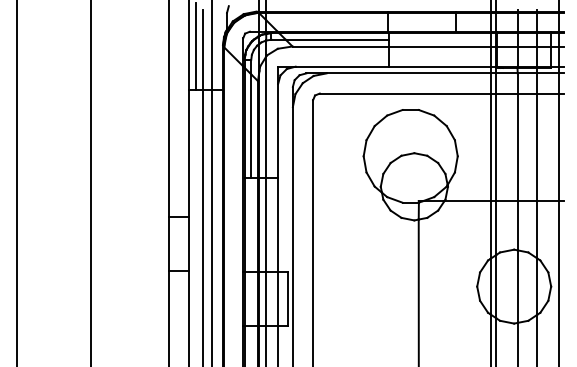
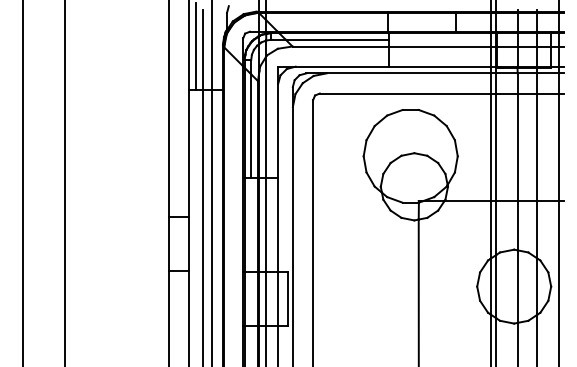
line position: (17, 182) -> (23, 182) (23, 182)
line position: (91, 182) -> (65, 182) (65, 182)
